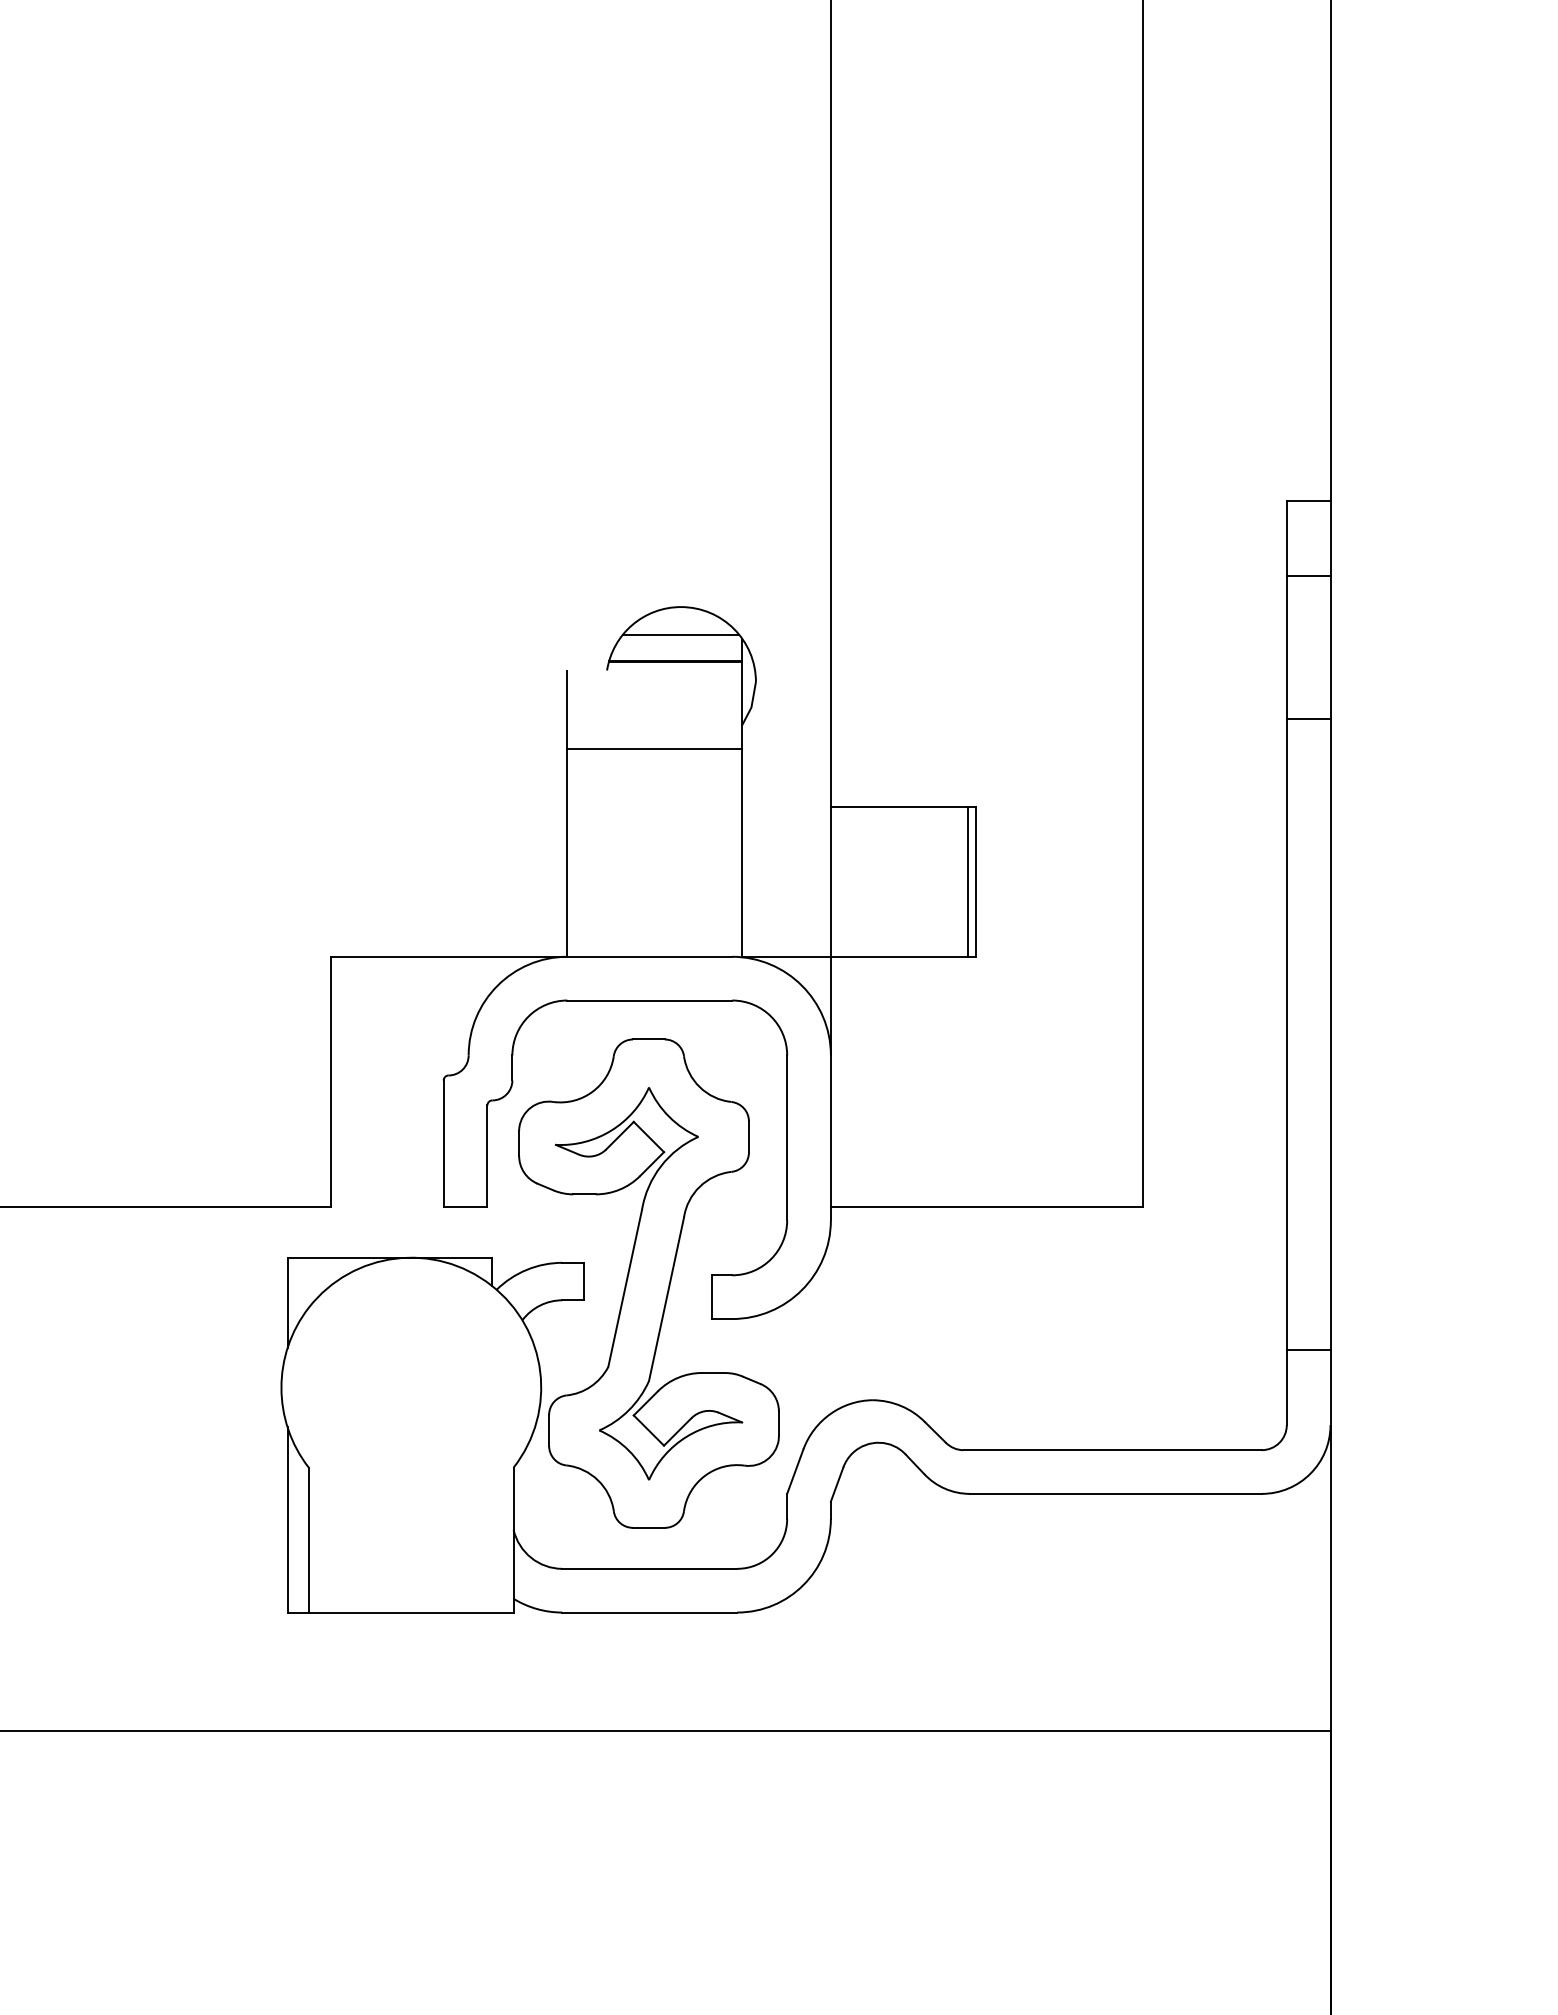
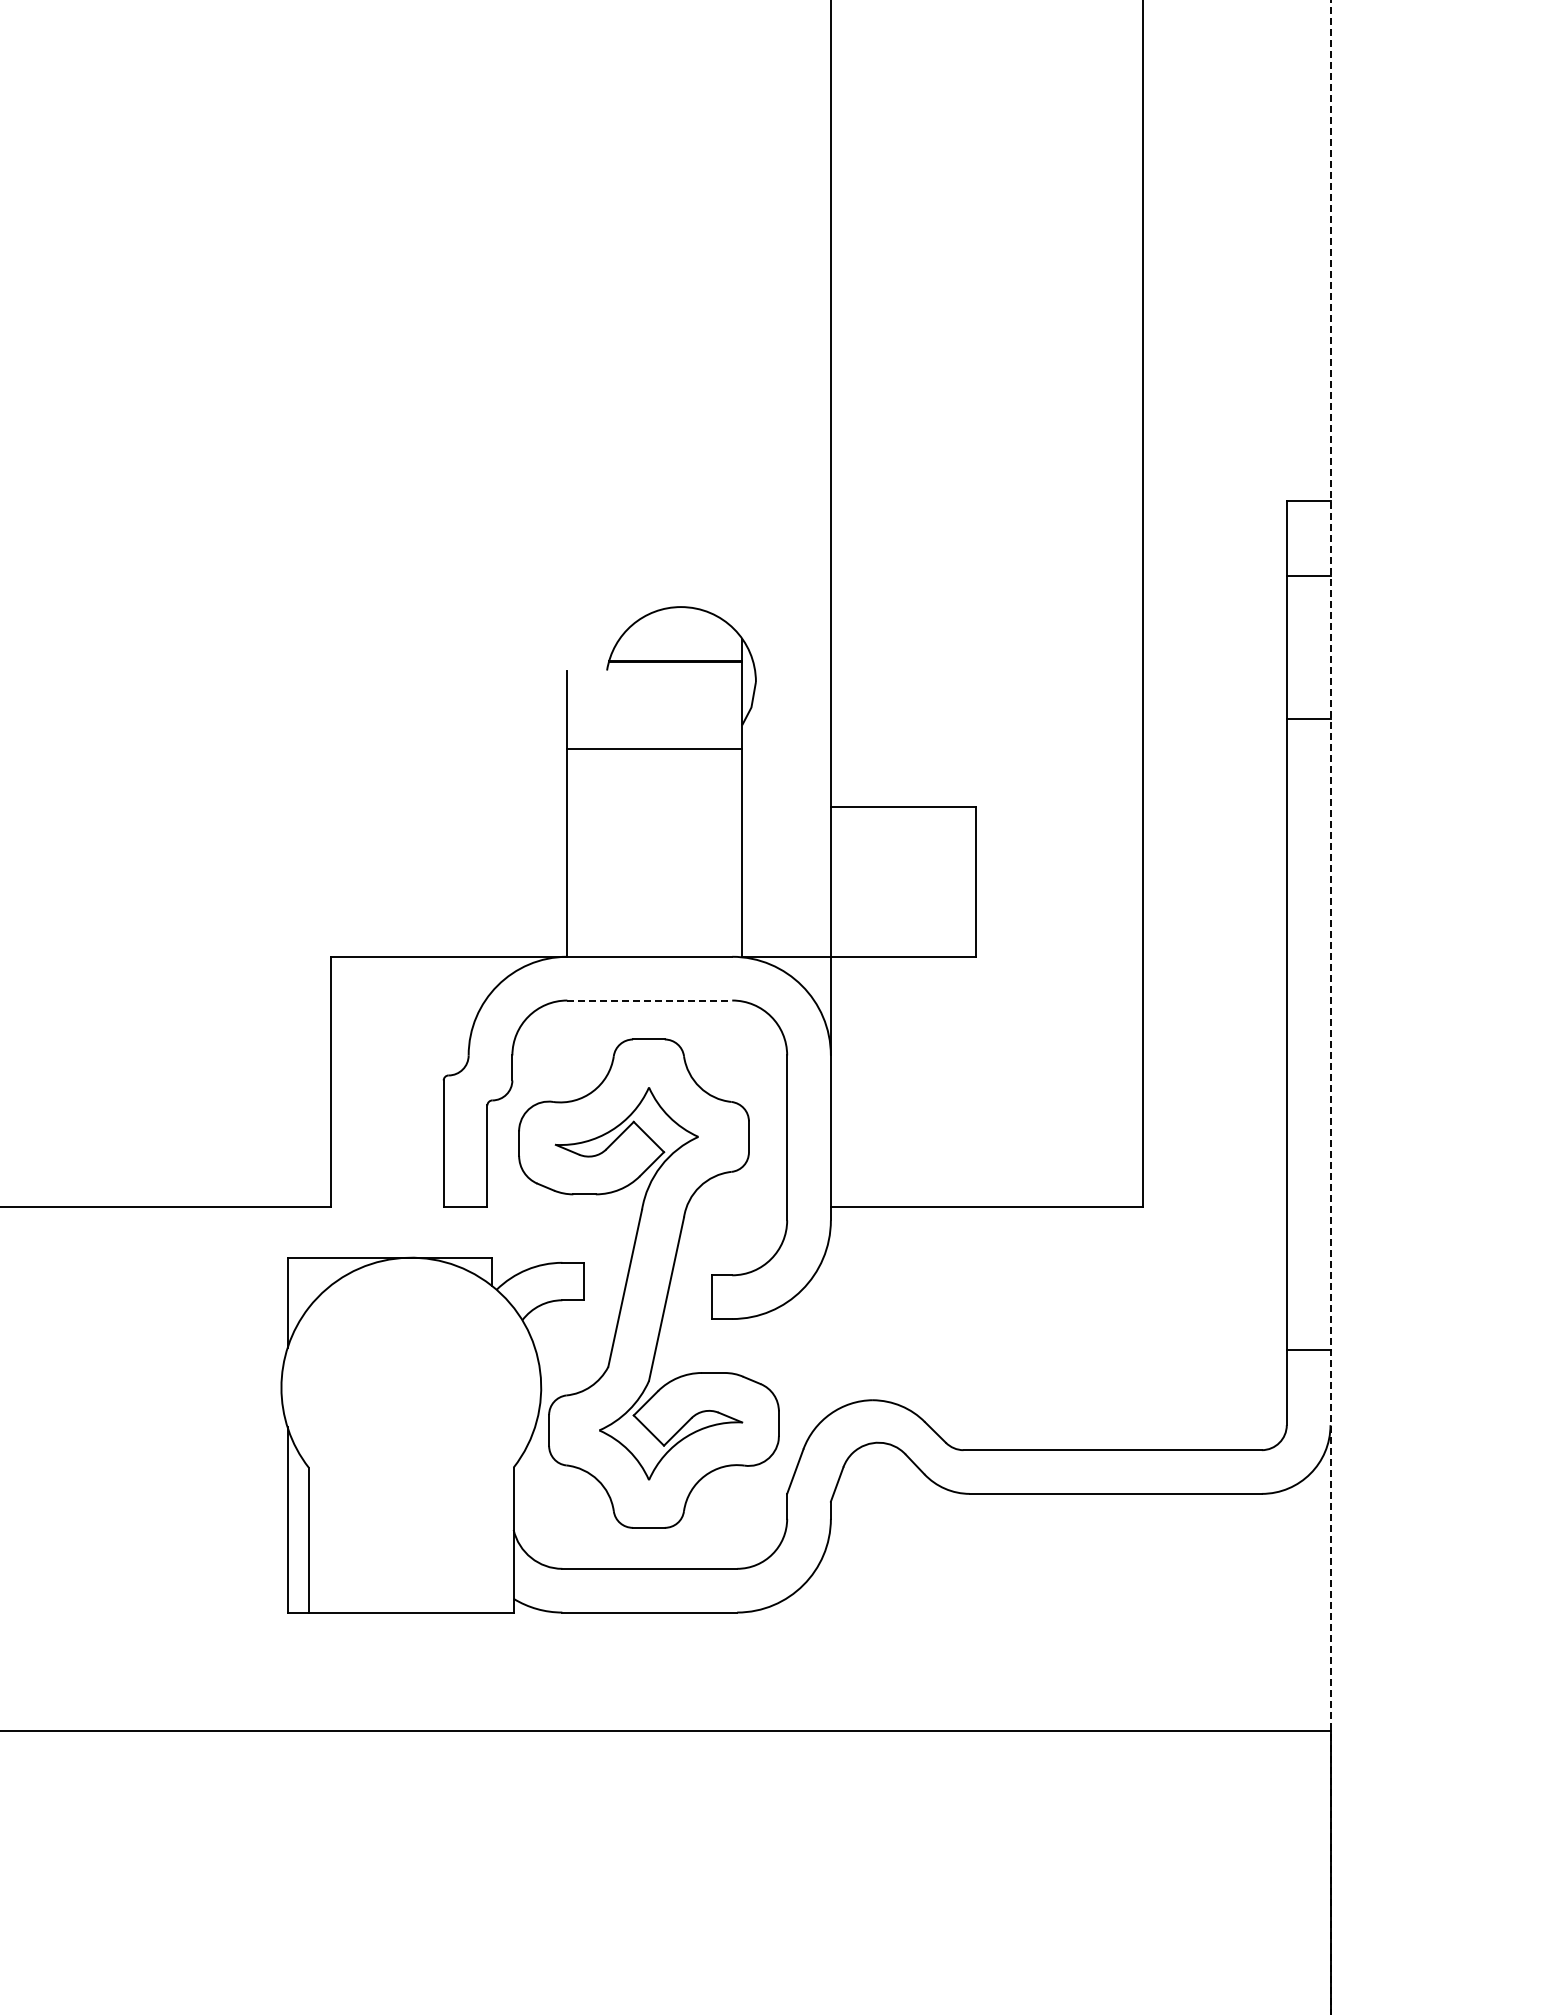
line: present -> none (680, 634)
line: present -> none (968, 881)
line: solid -> dashed (650, 1000)
line: solid -> dashed (1330, 1007)
